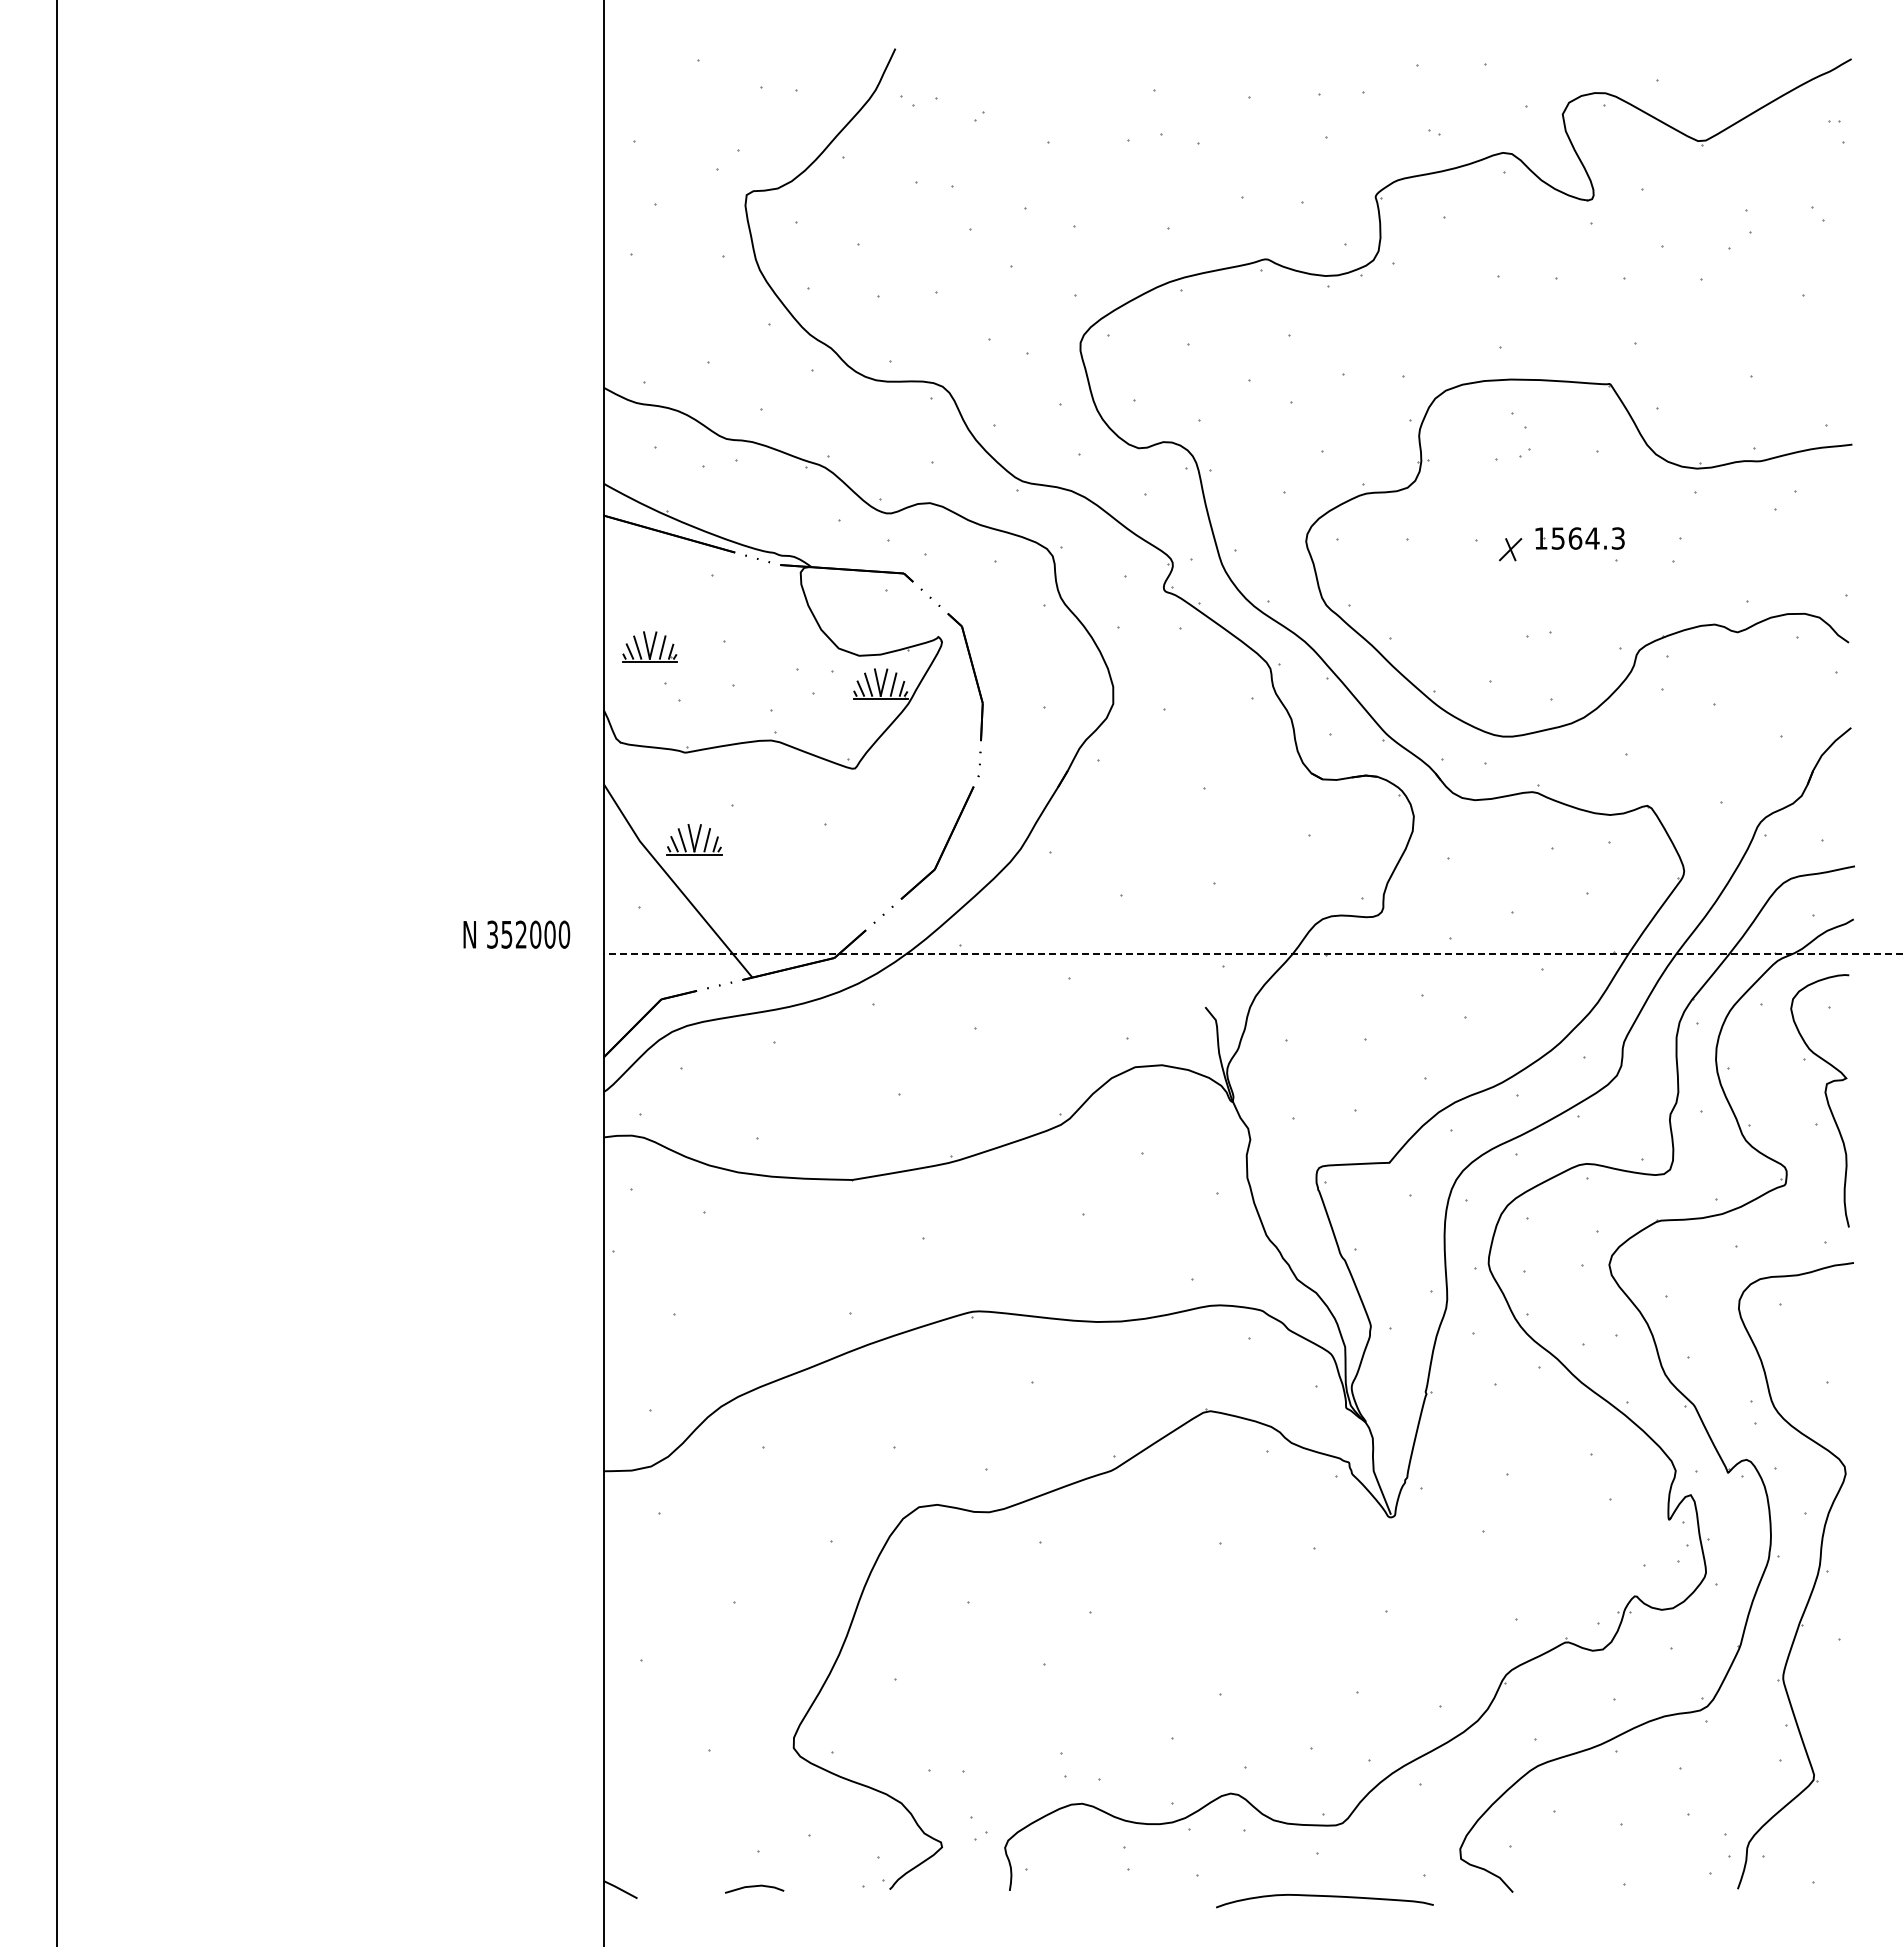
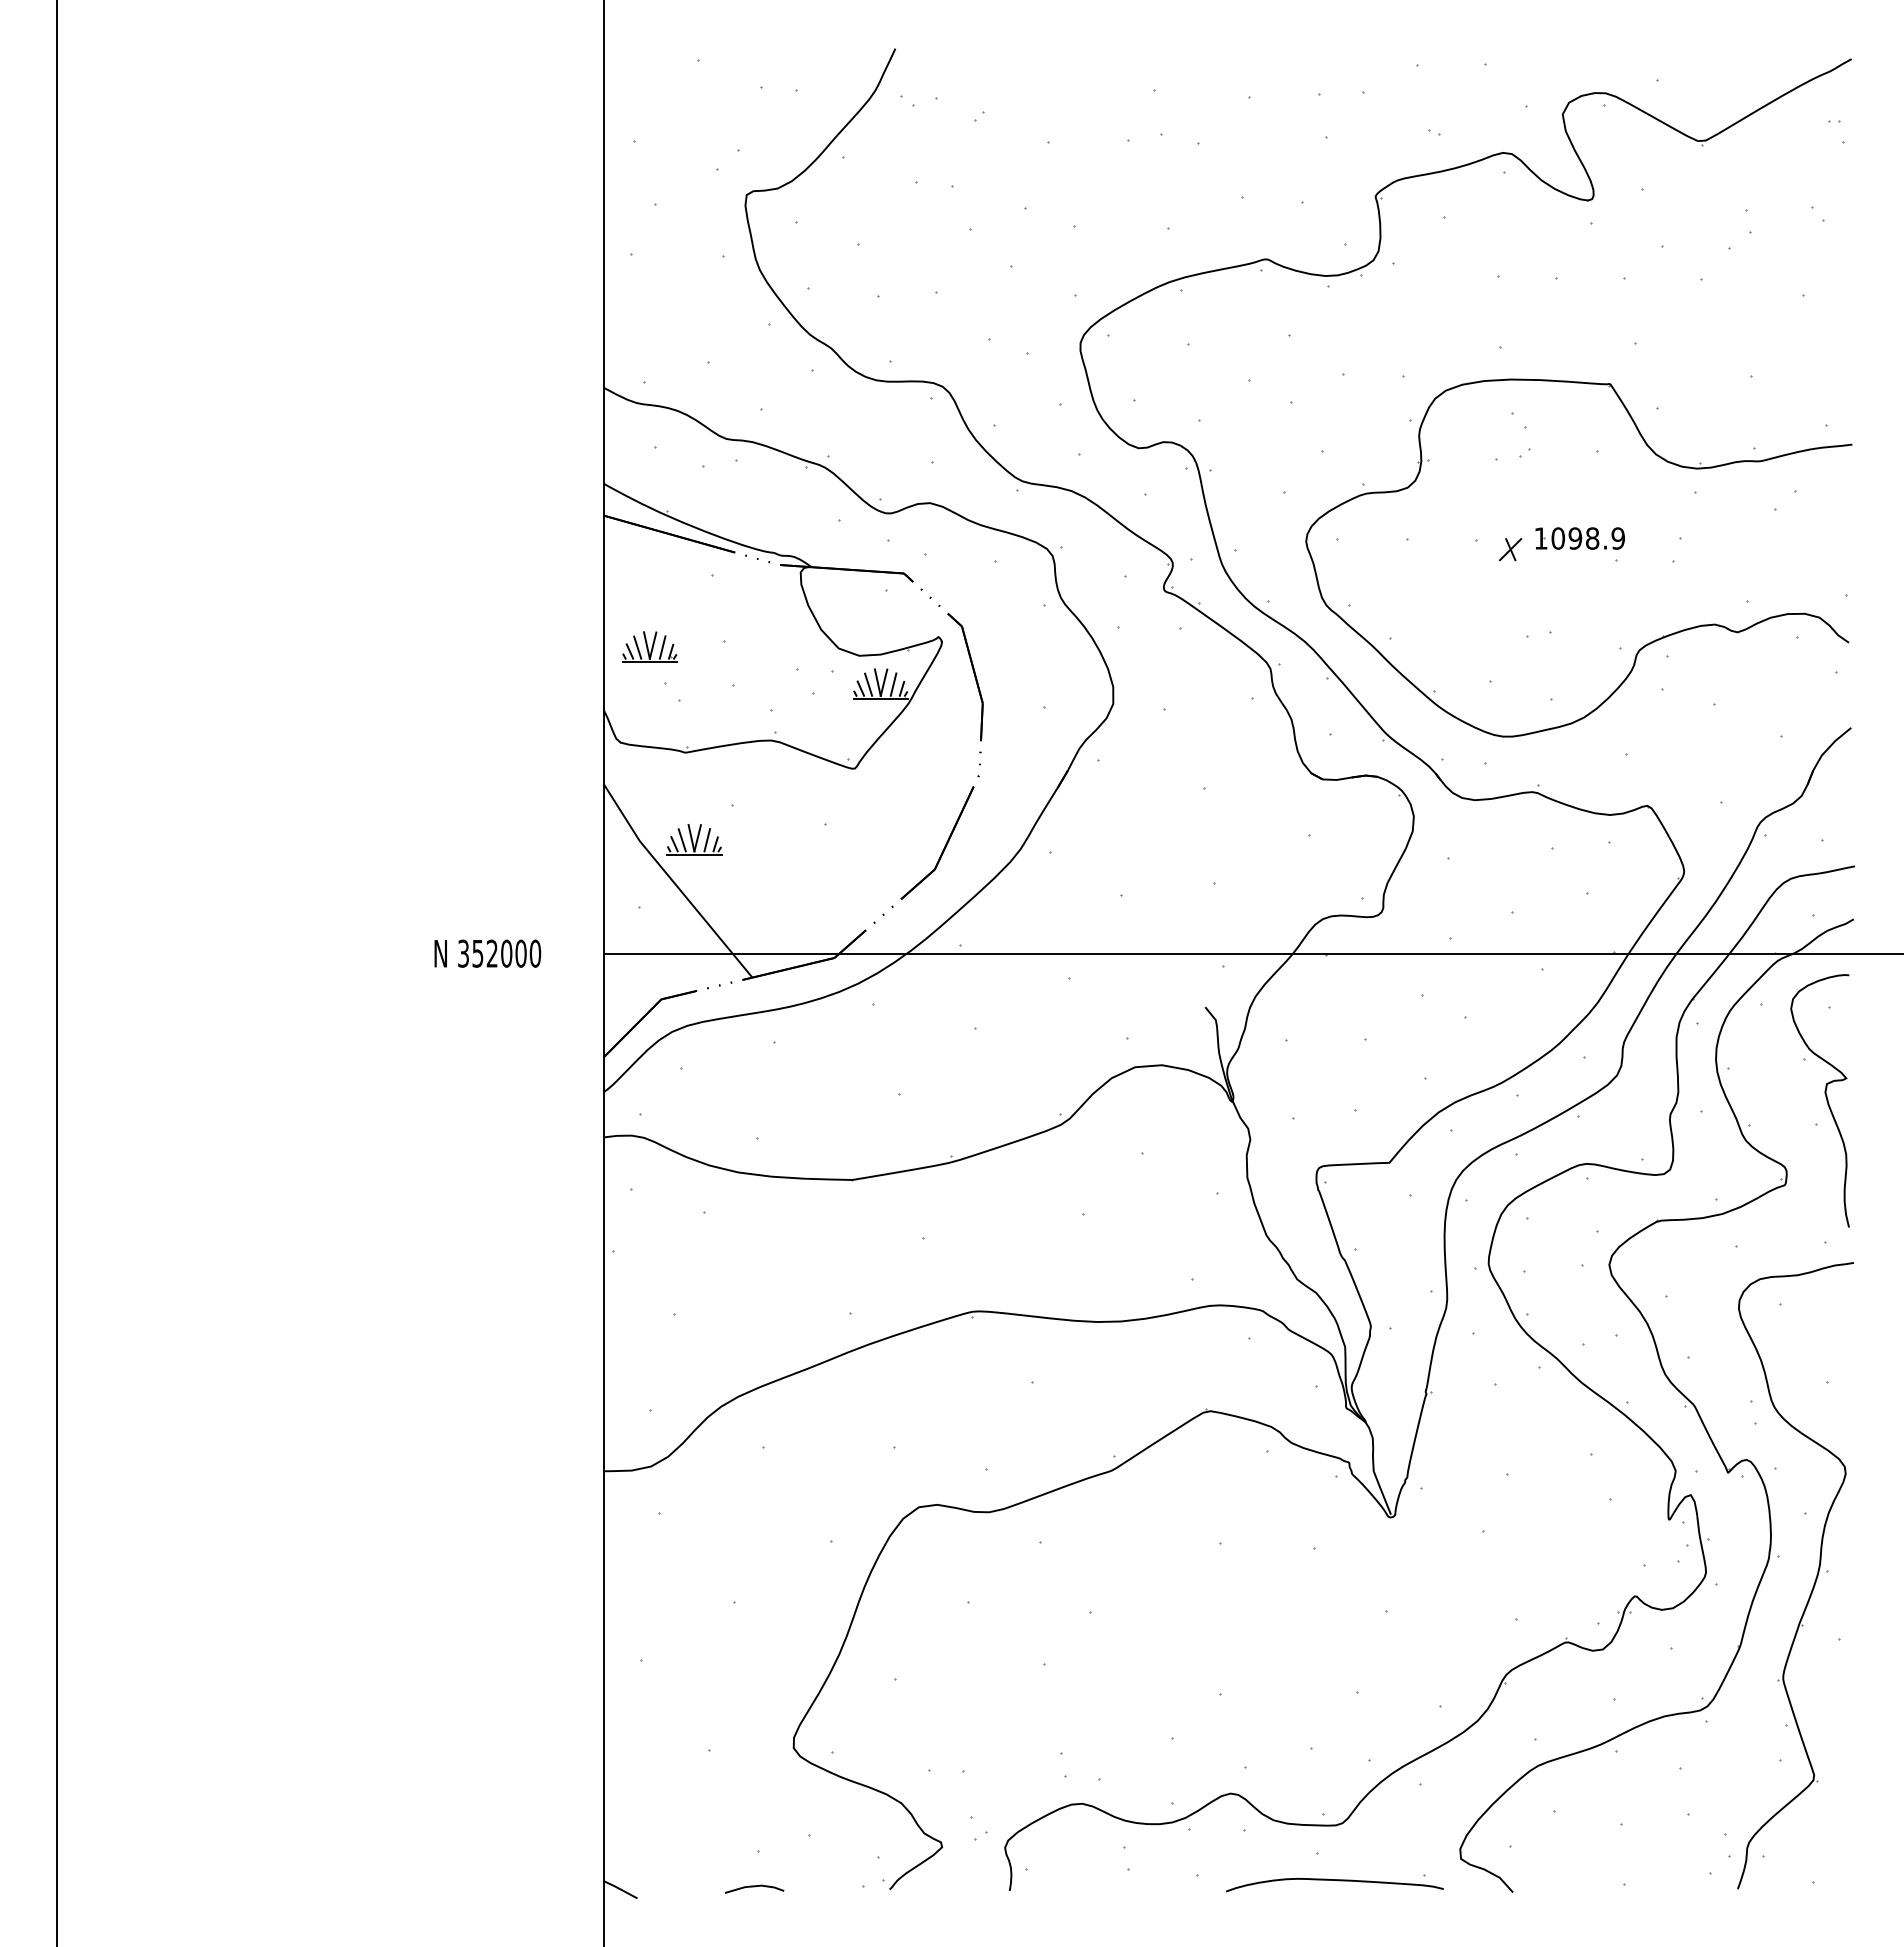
text: 1564.3 -> 1098.9 (1587, 538)
text position: (516, 934) -> (487, 953) (487, 953)
line: dashed -> solid (1252, 953)
curve position: (1324, 1896) -> (1334, 1880) (1334, 1880)
